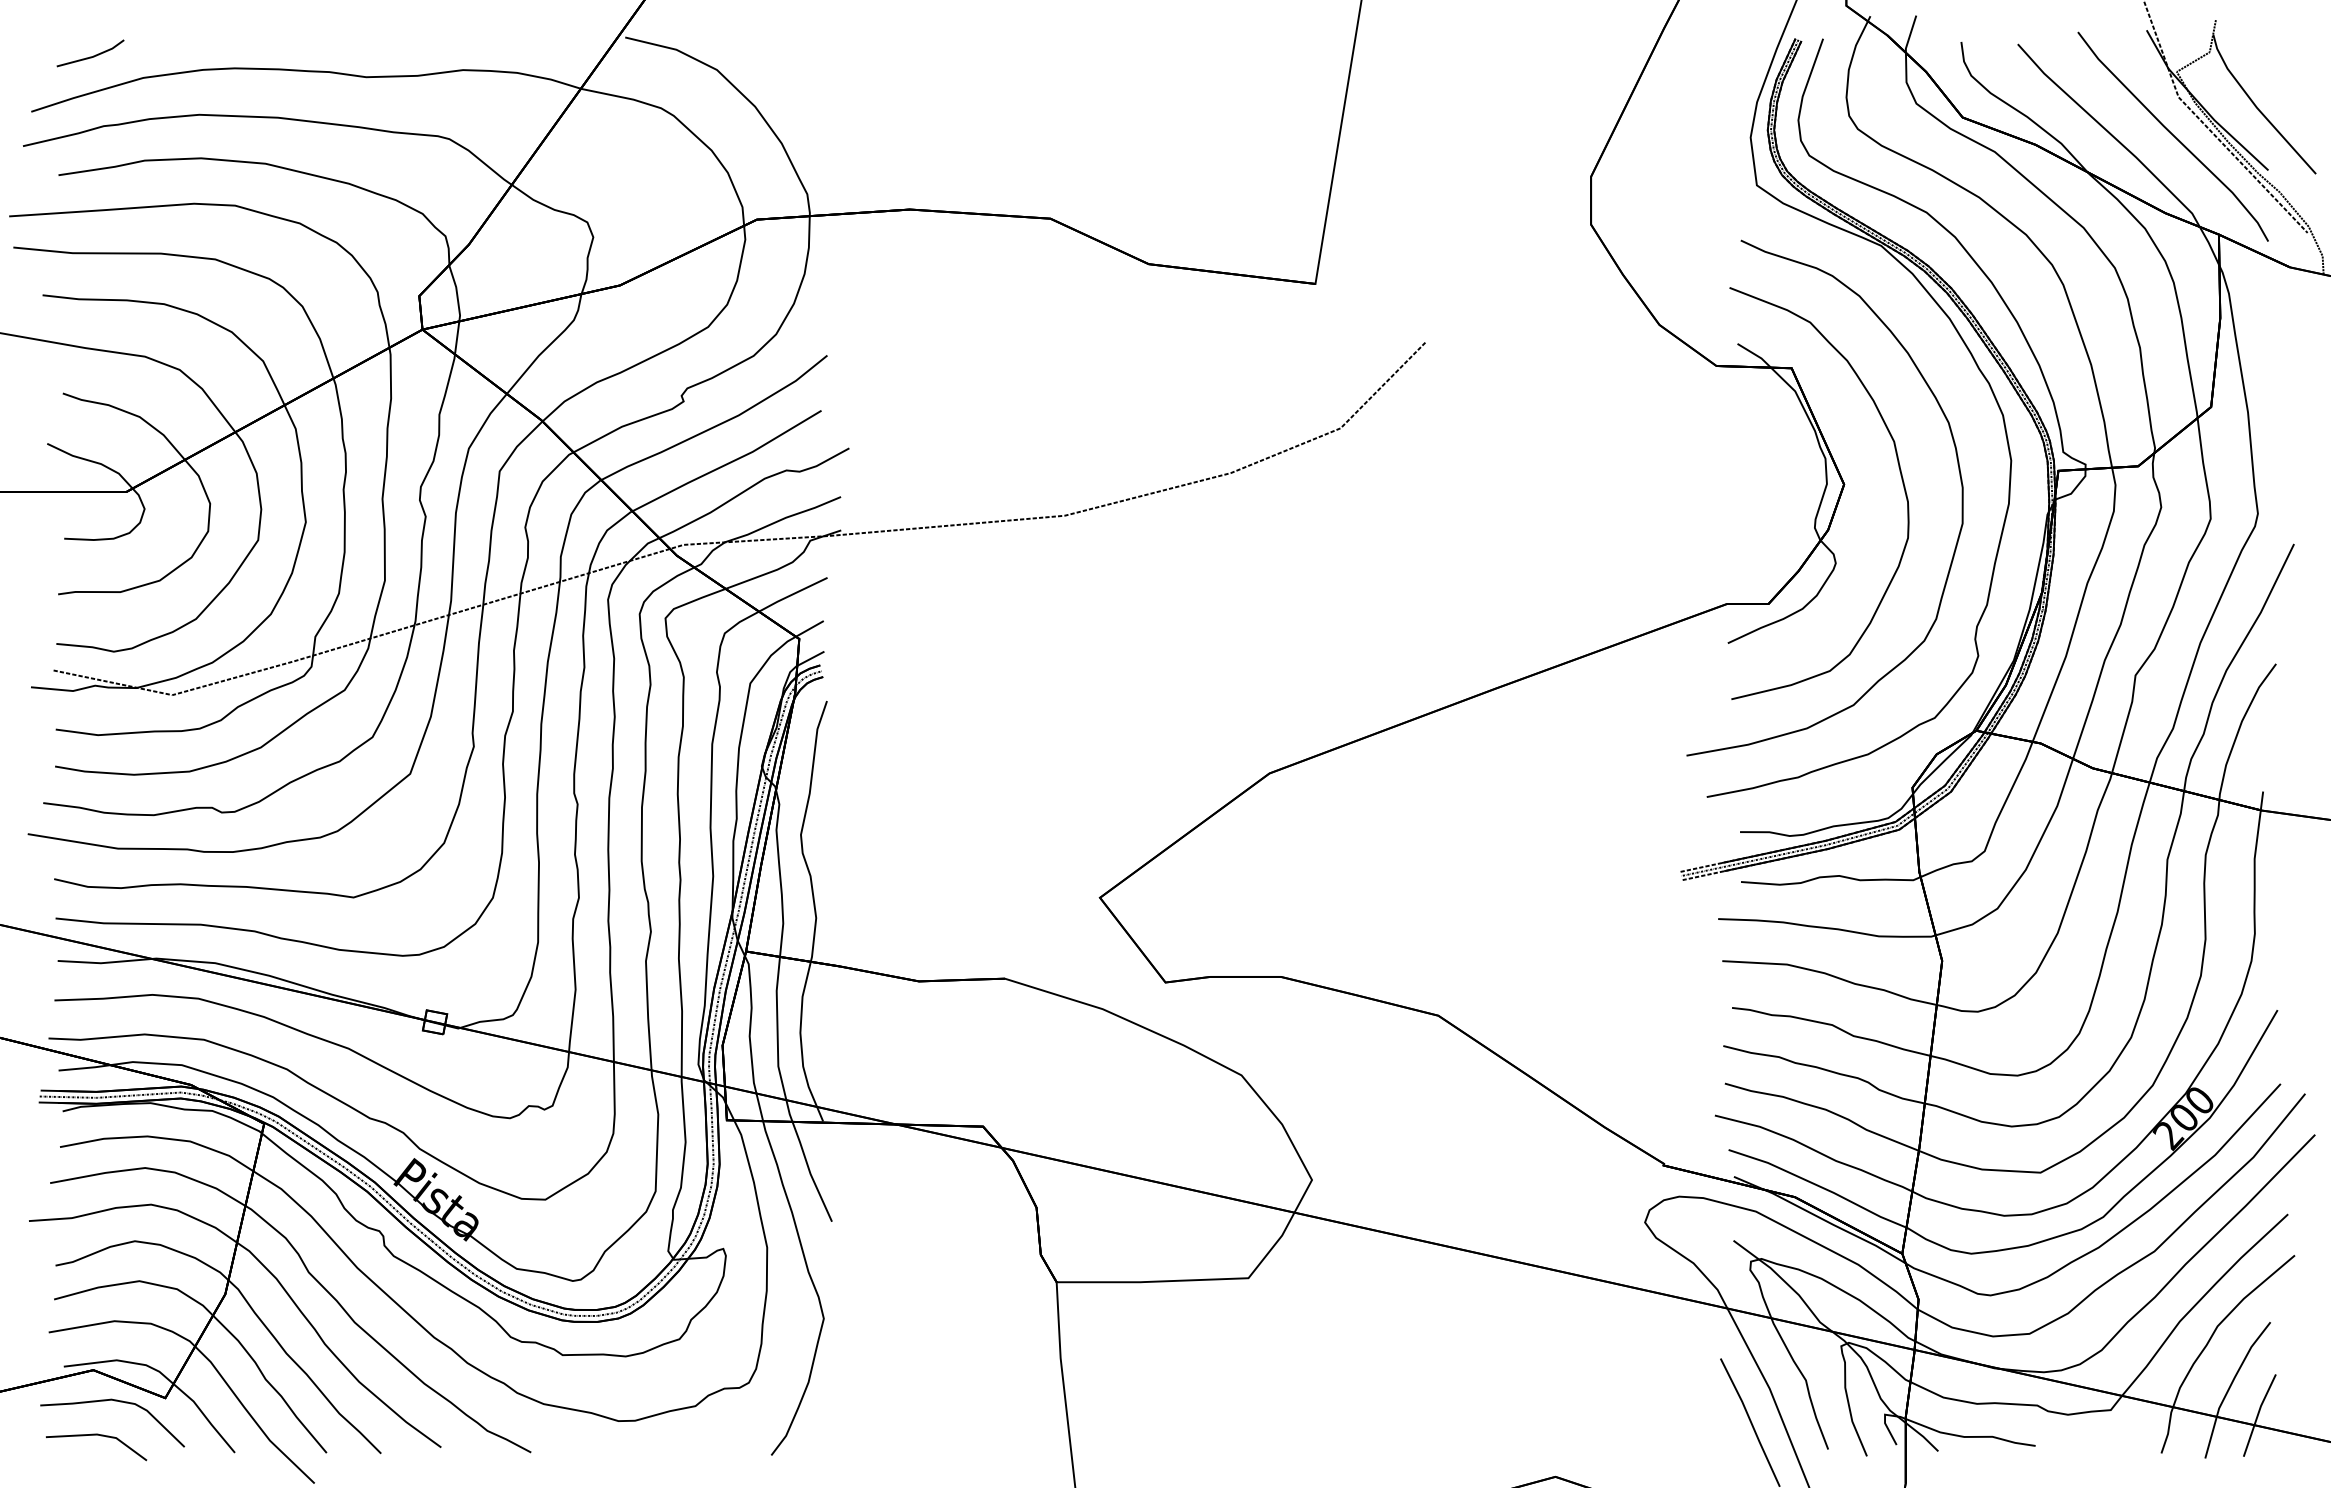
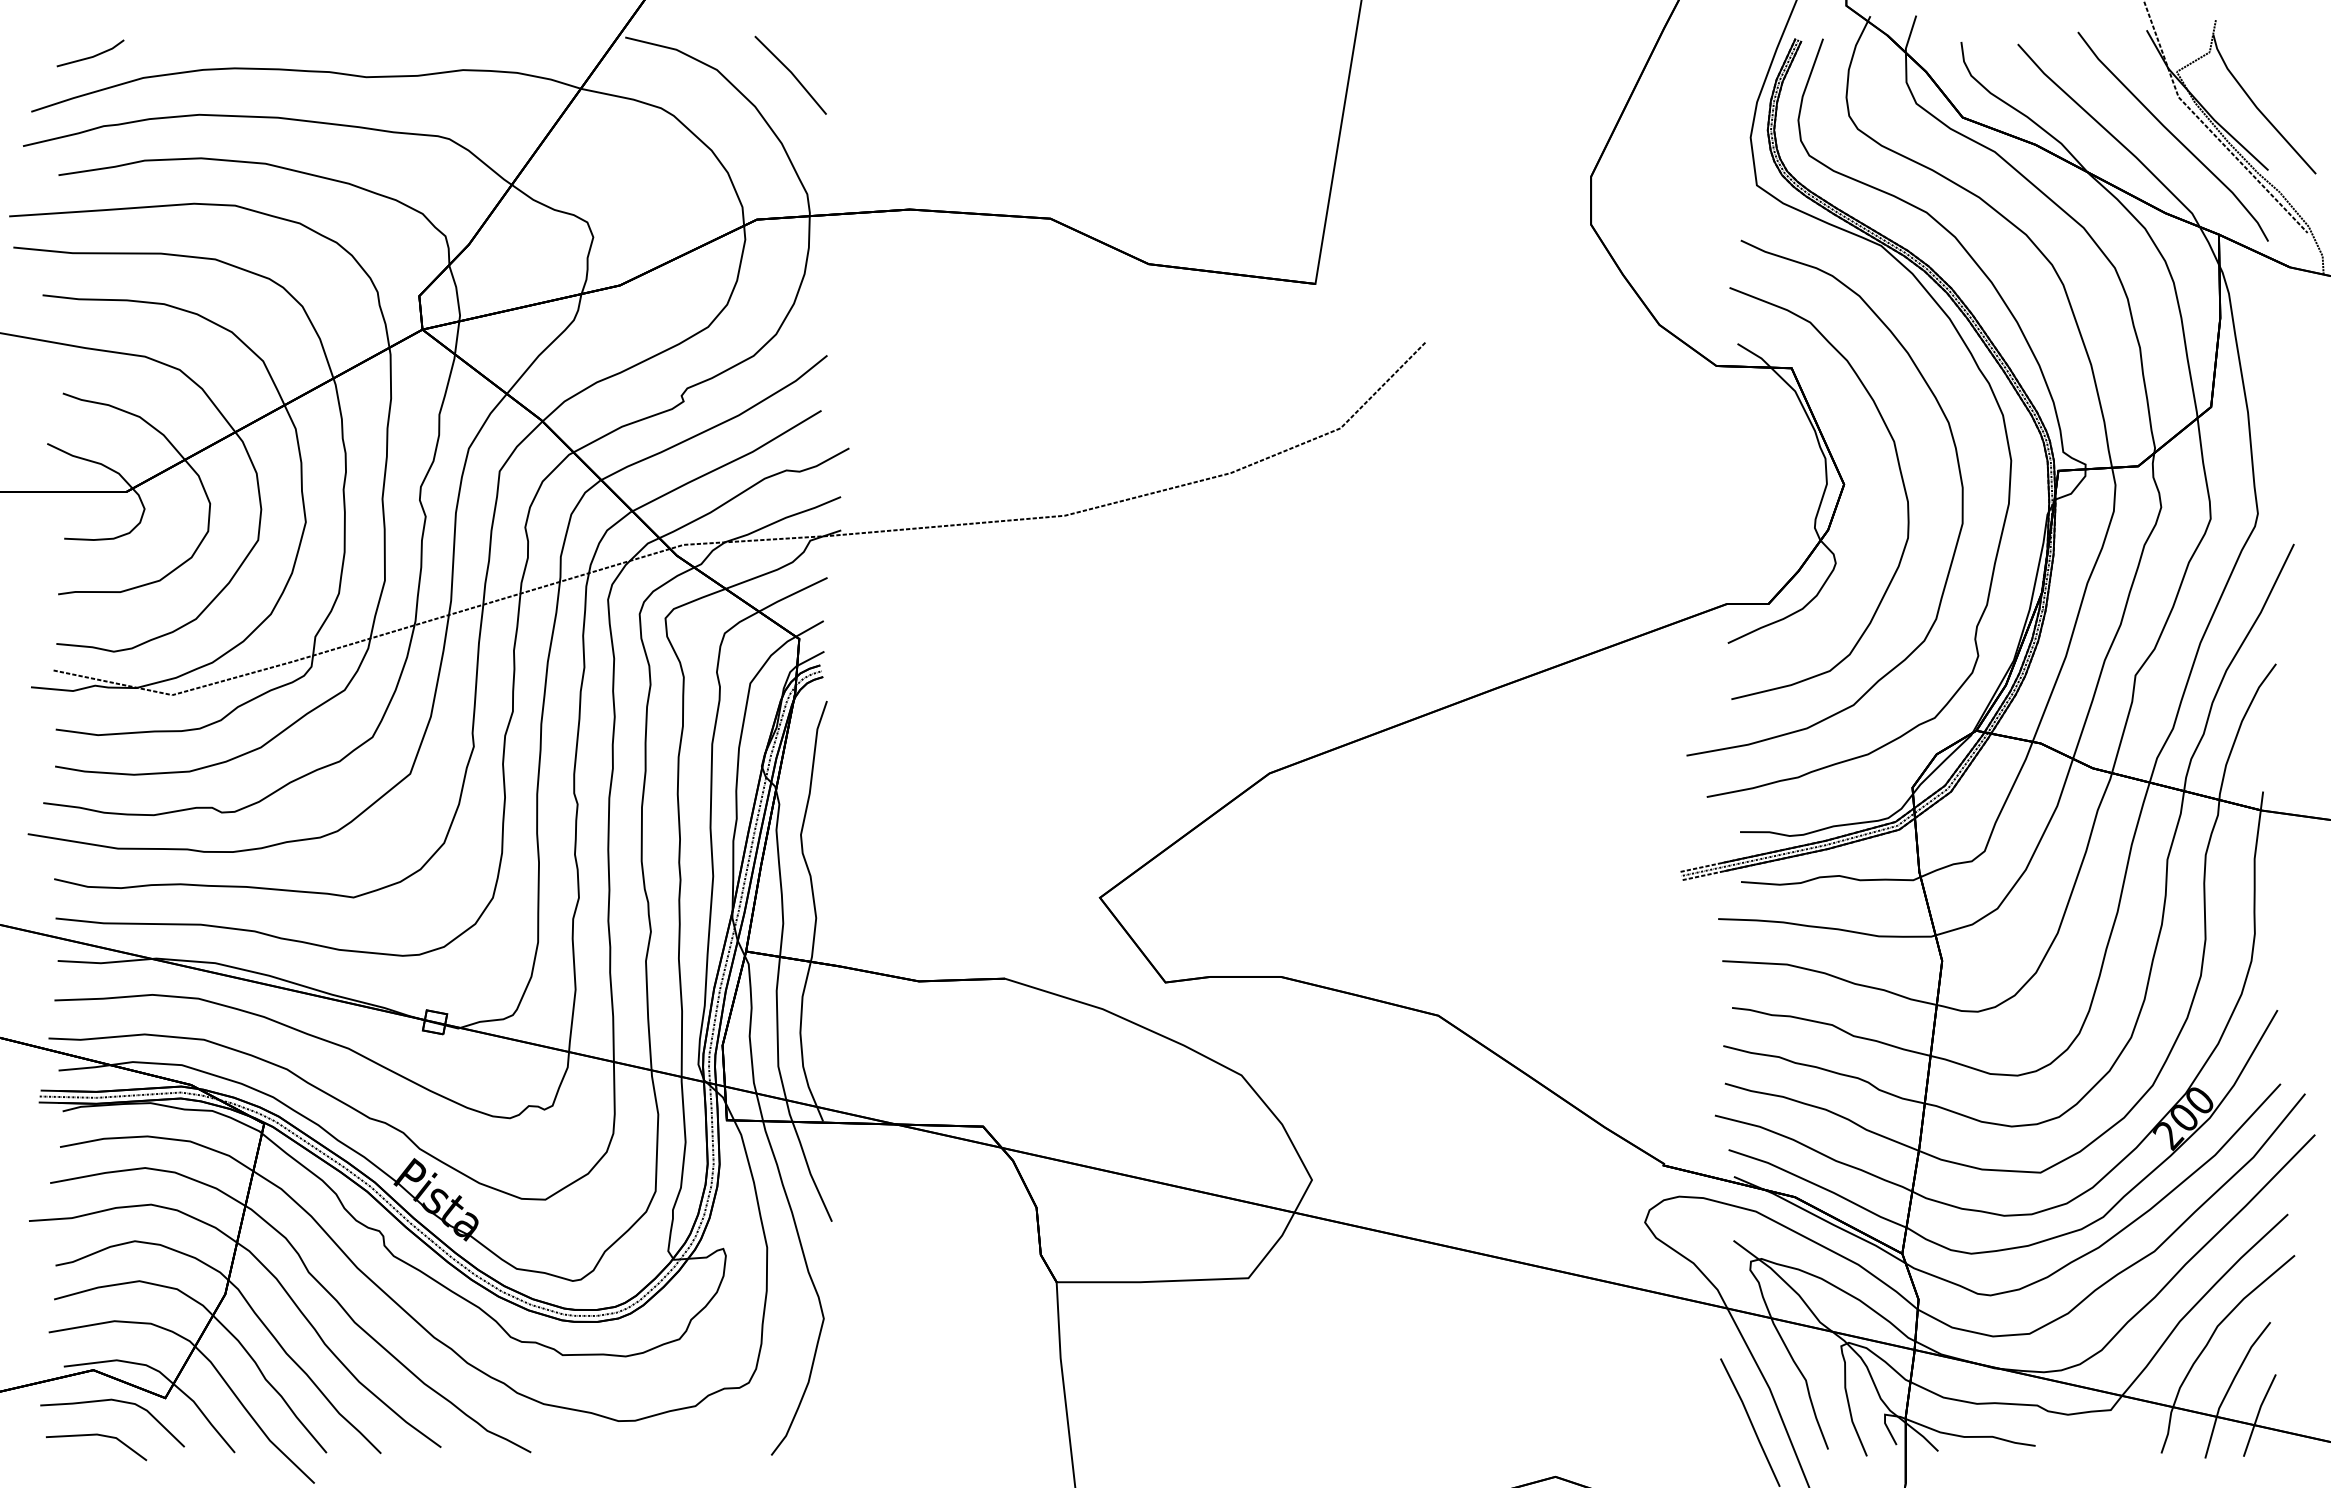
line: none -> present (790, 73)
